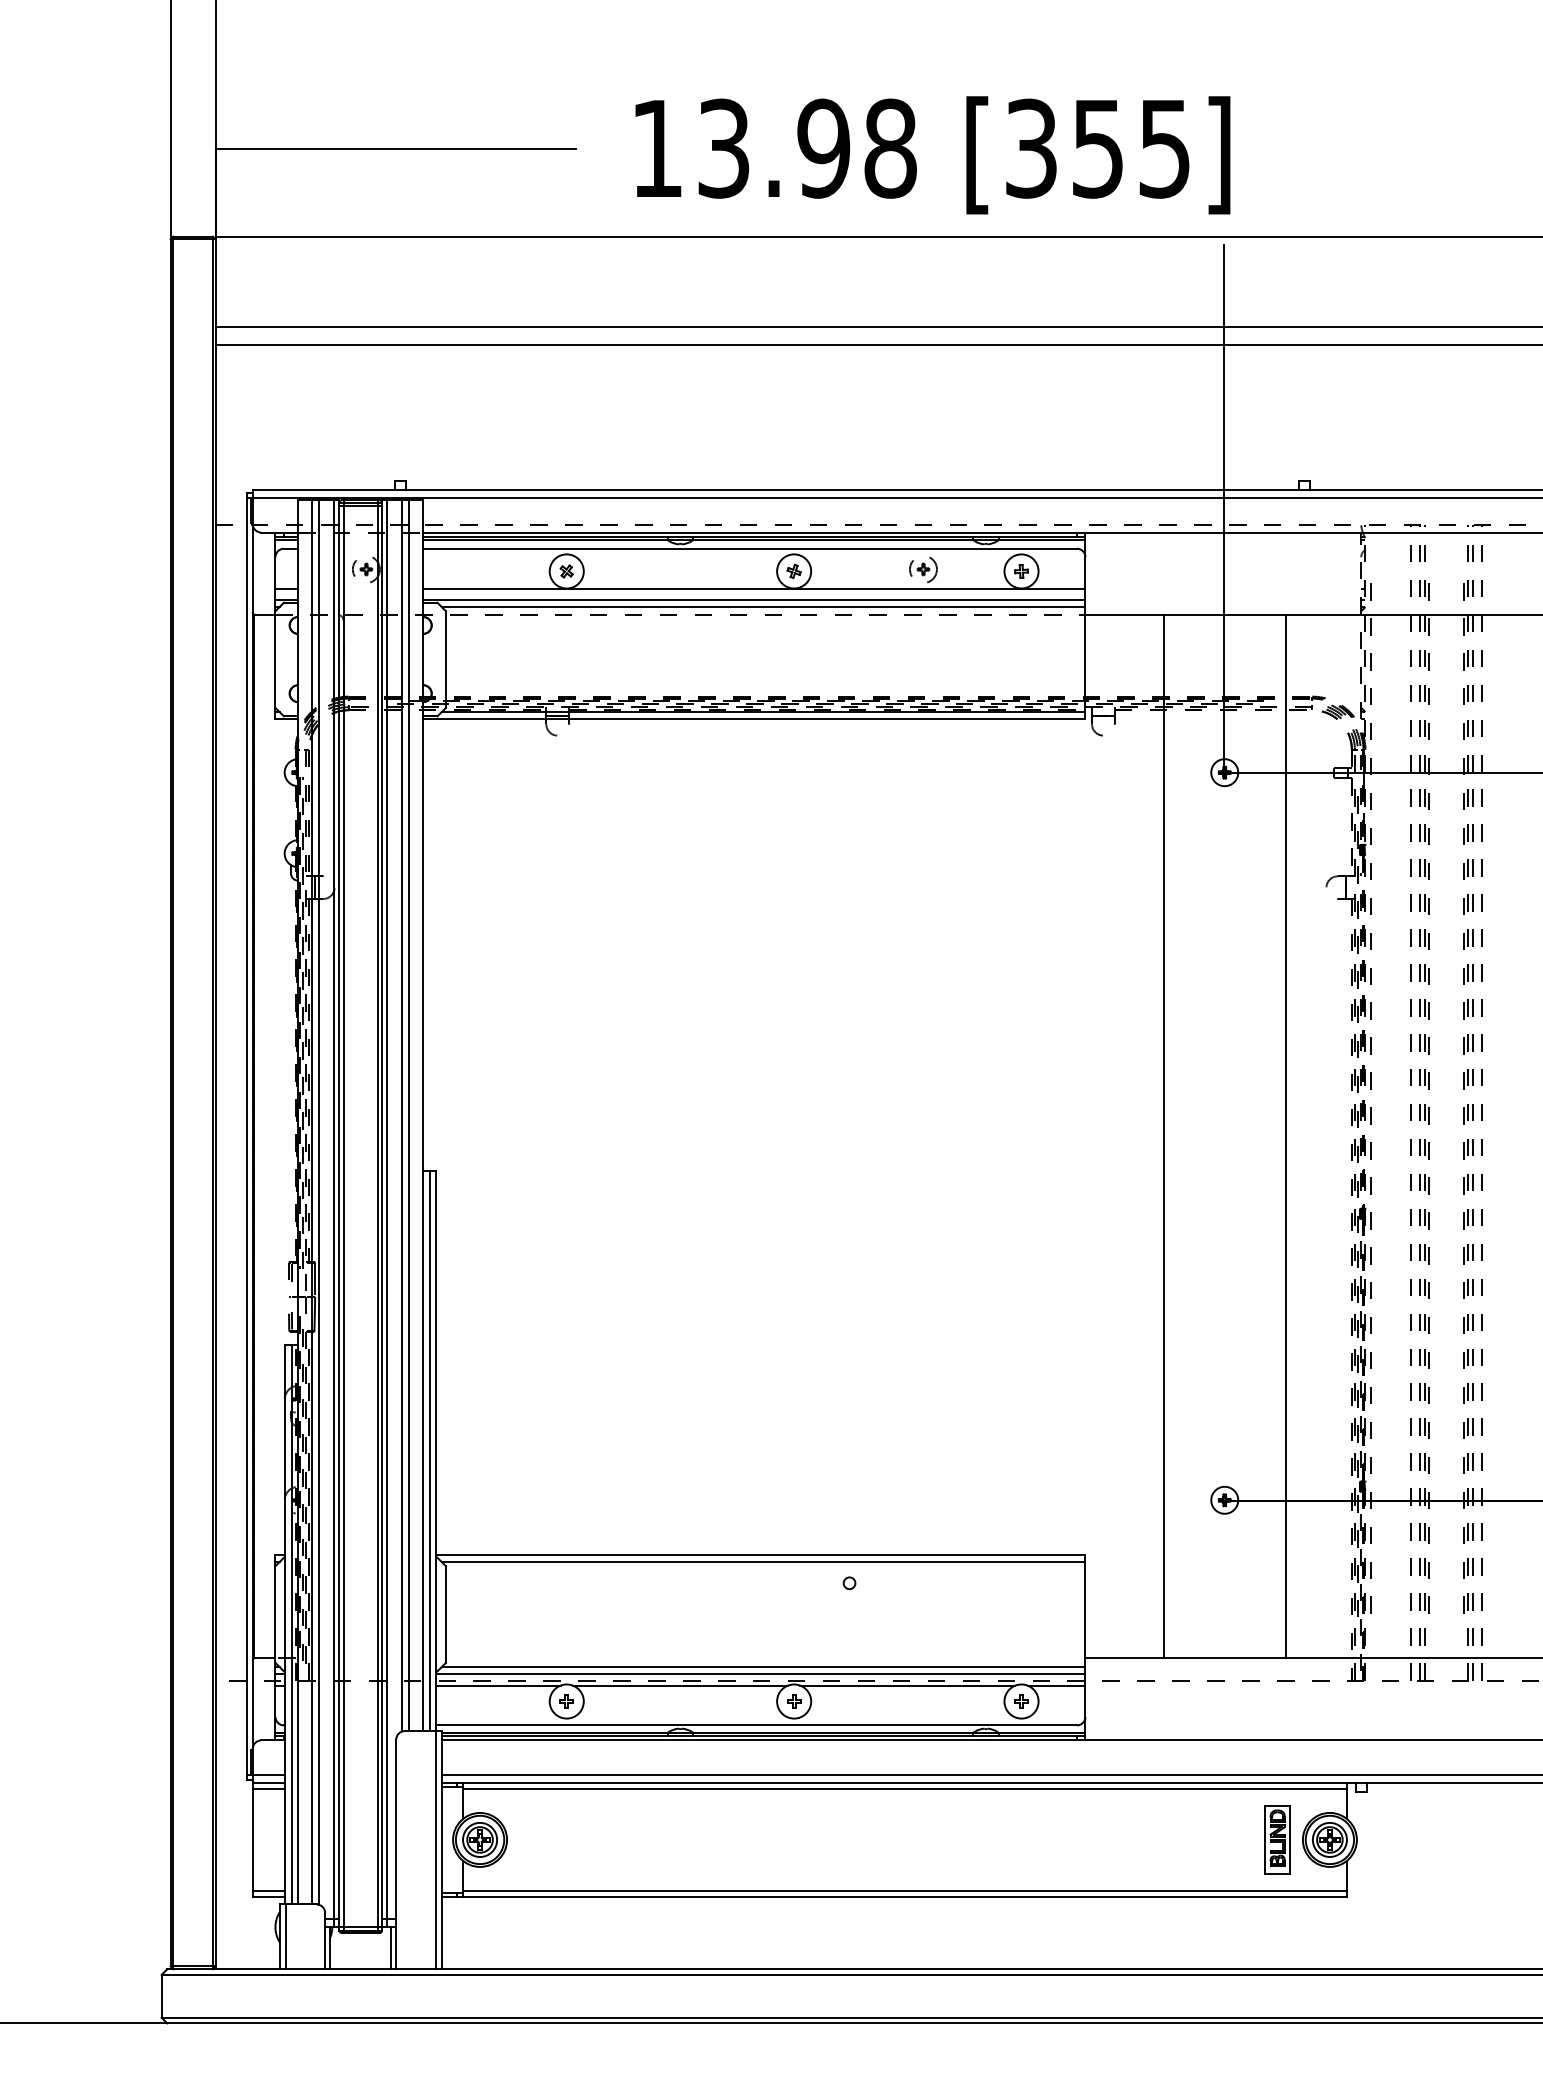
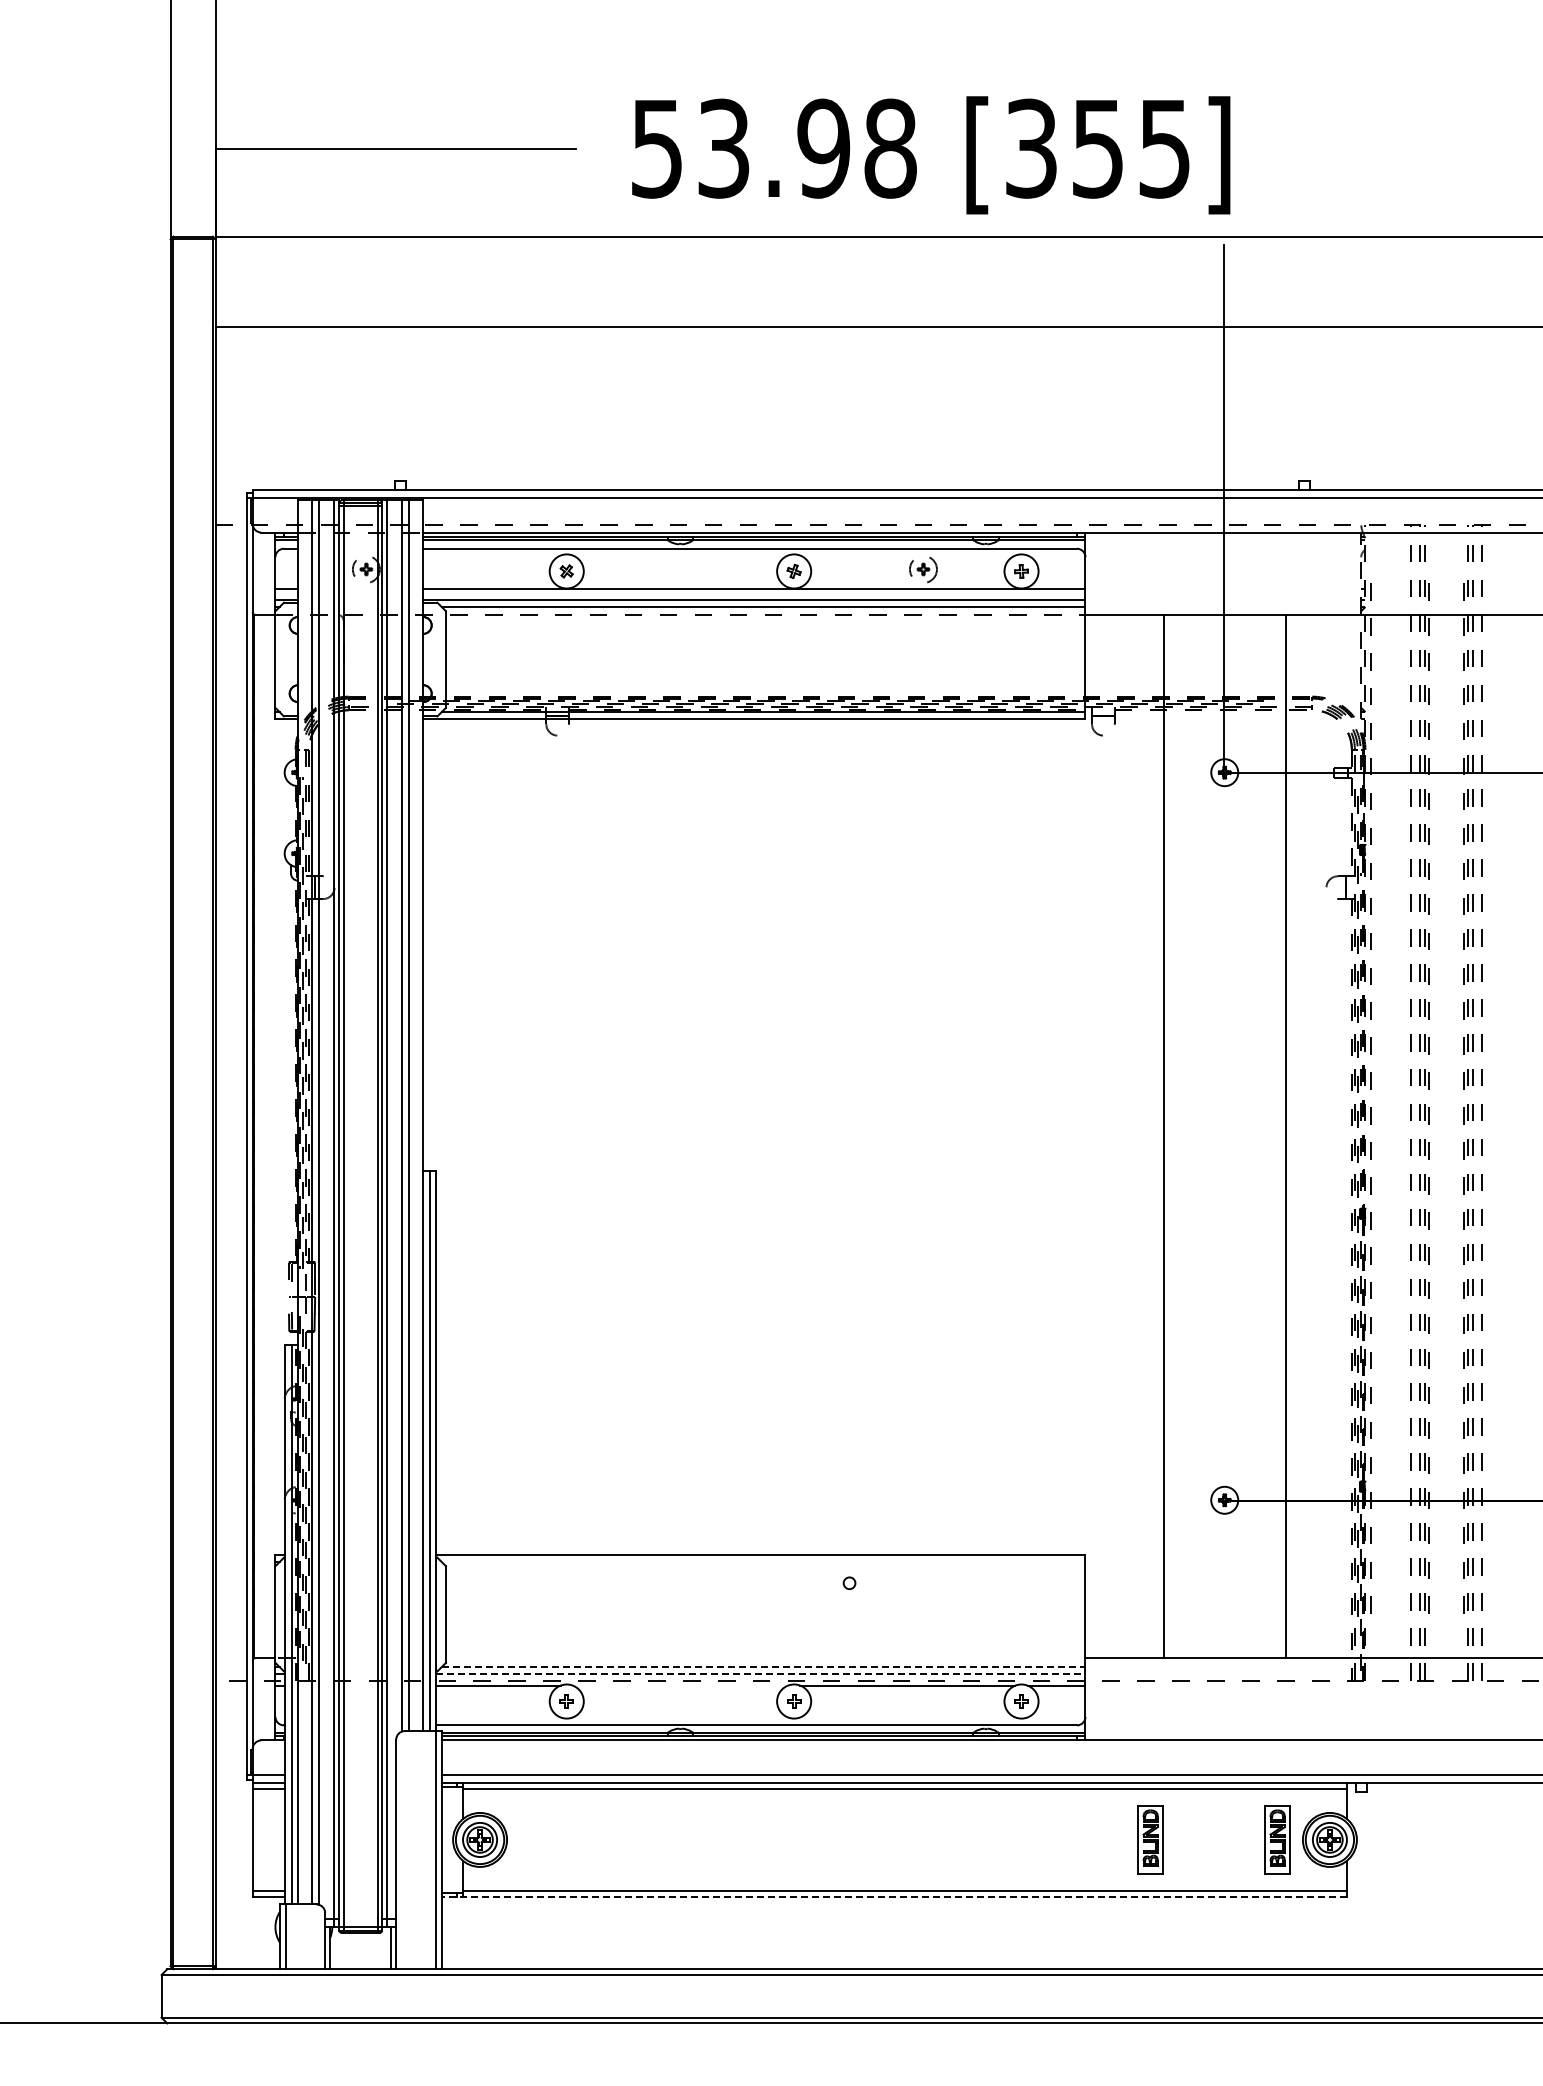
text: 13.98 -> 53.98 (656, 149)
line: present -> none (877, 344)
line: present -> none (763, 1561)
line: solid -> dashed (763, 1667)
line: solid -> dashed (760, 1674)
line: present -> none (680, 1685)
part: none -> present (1150, 1839)
line: solid -> dashed (894, 1896)
